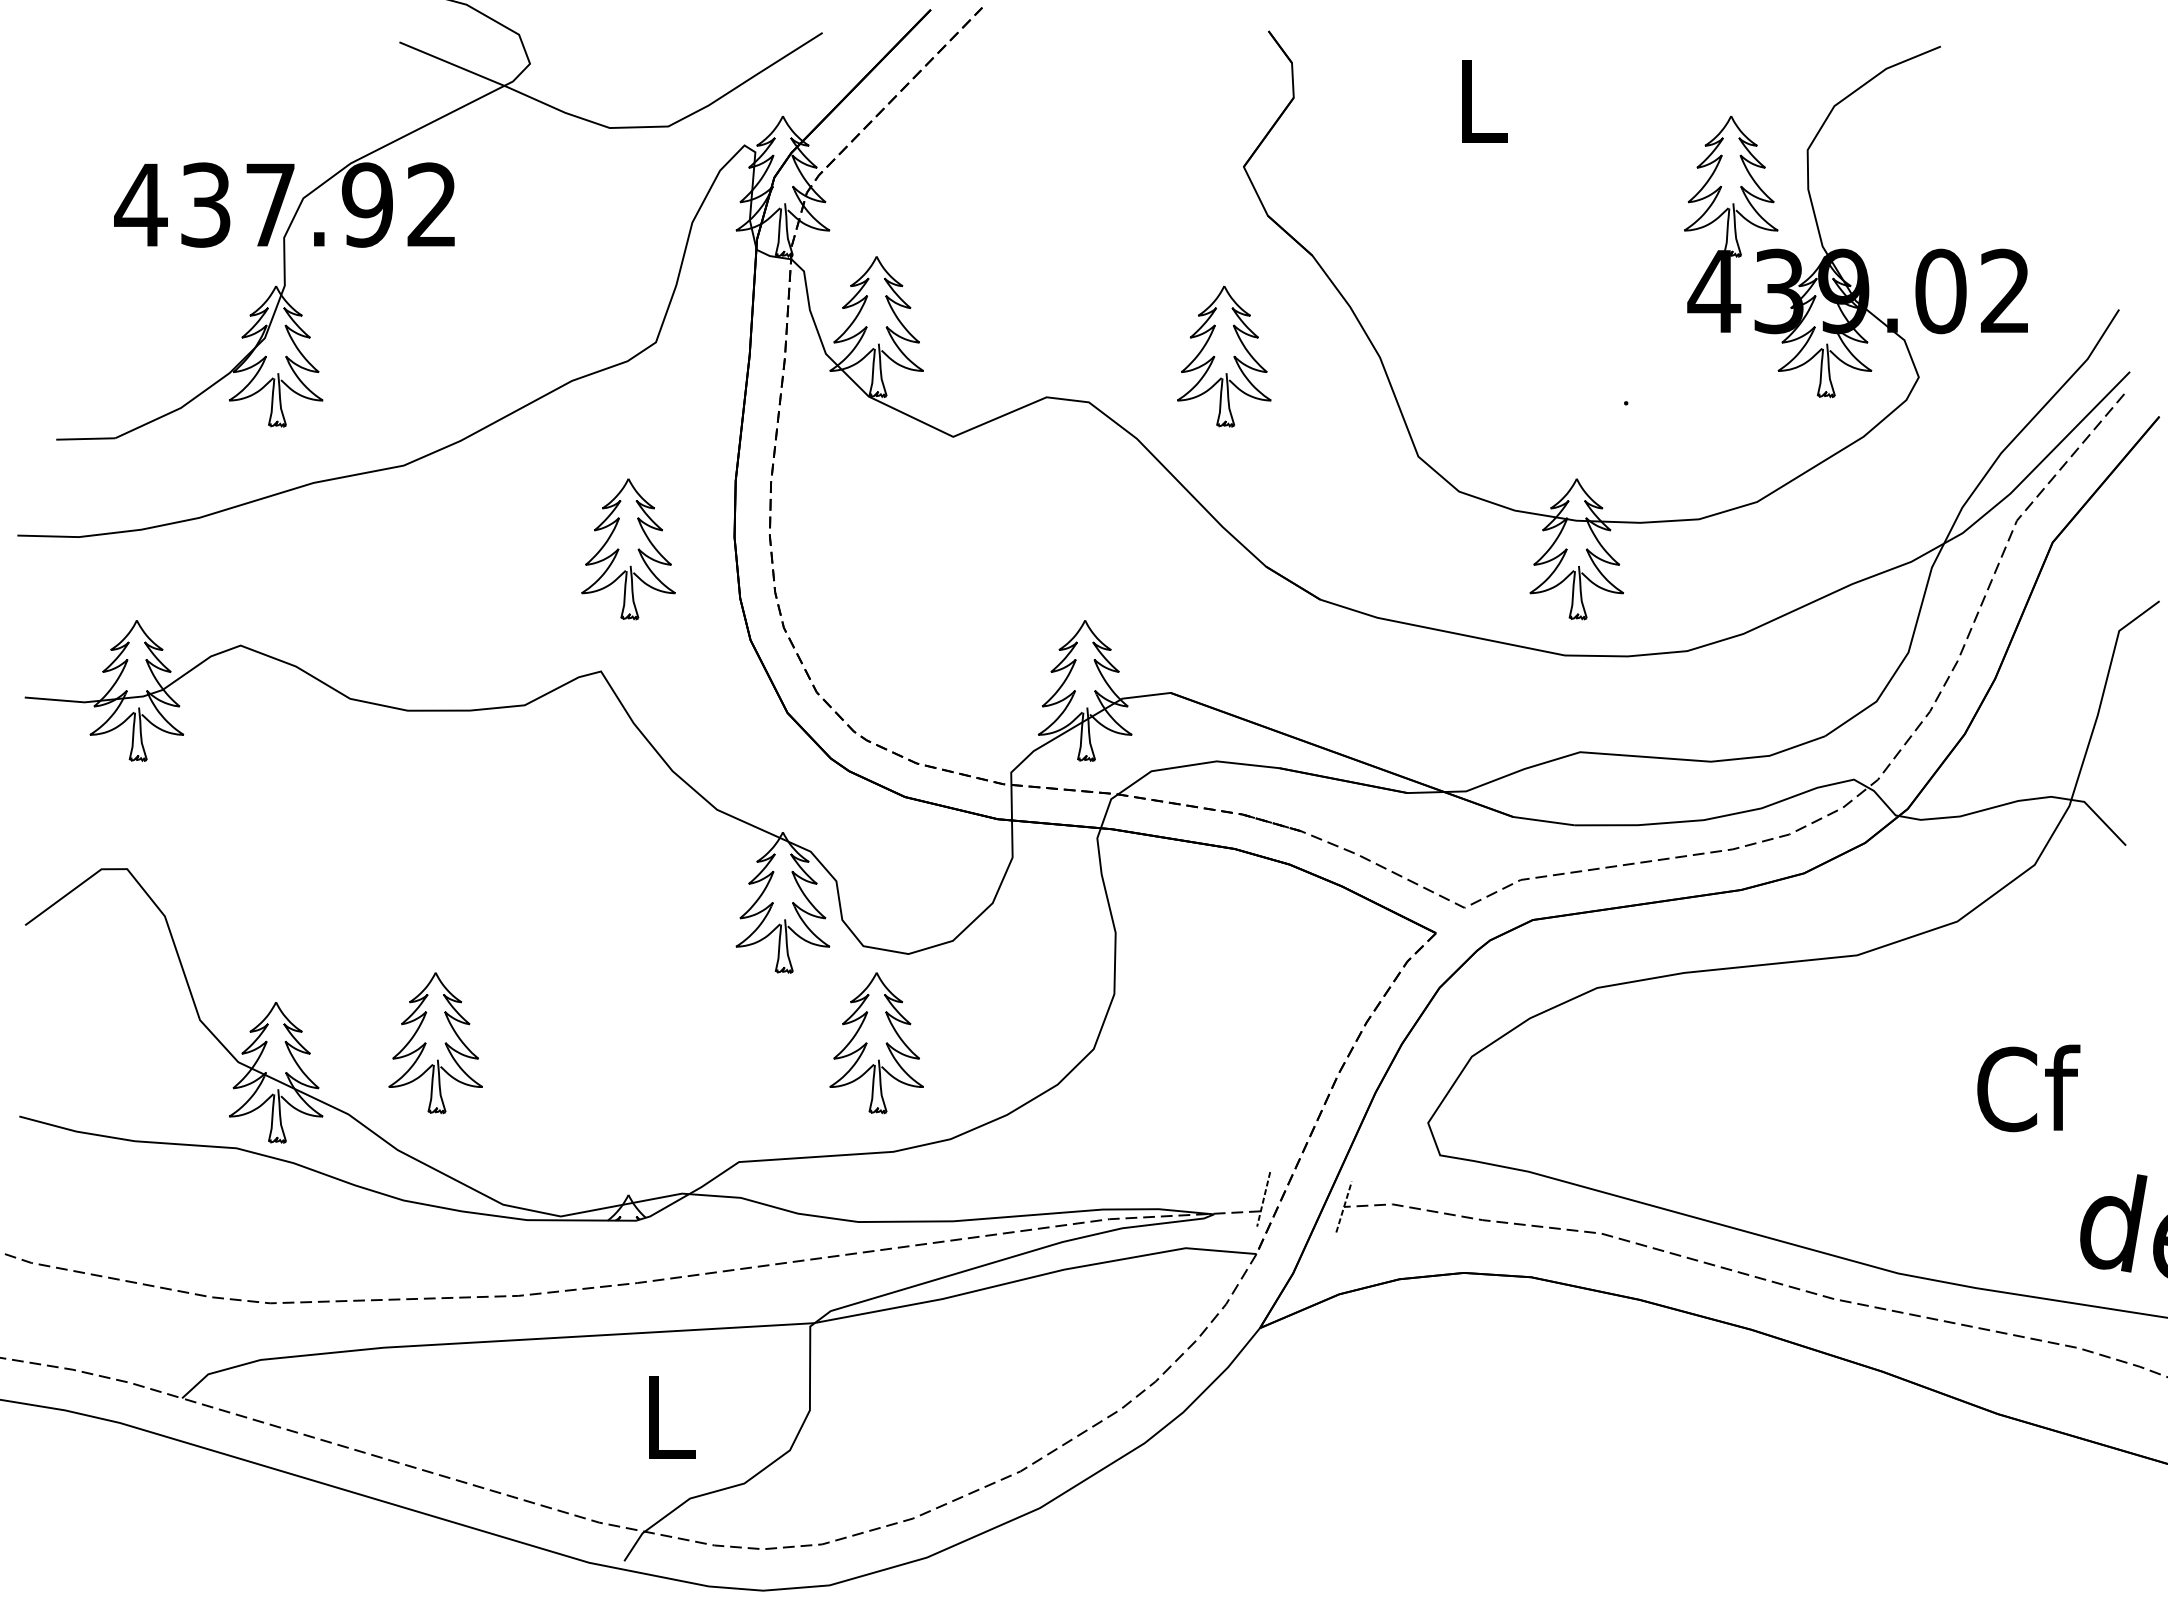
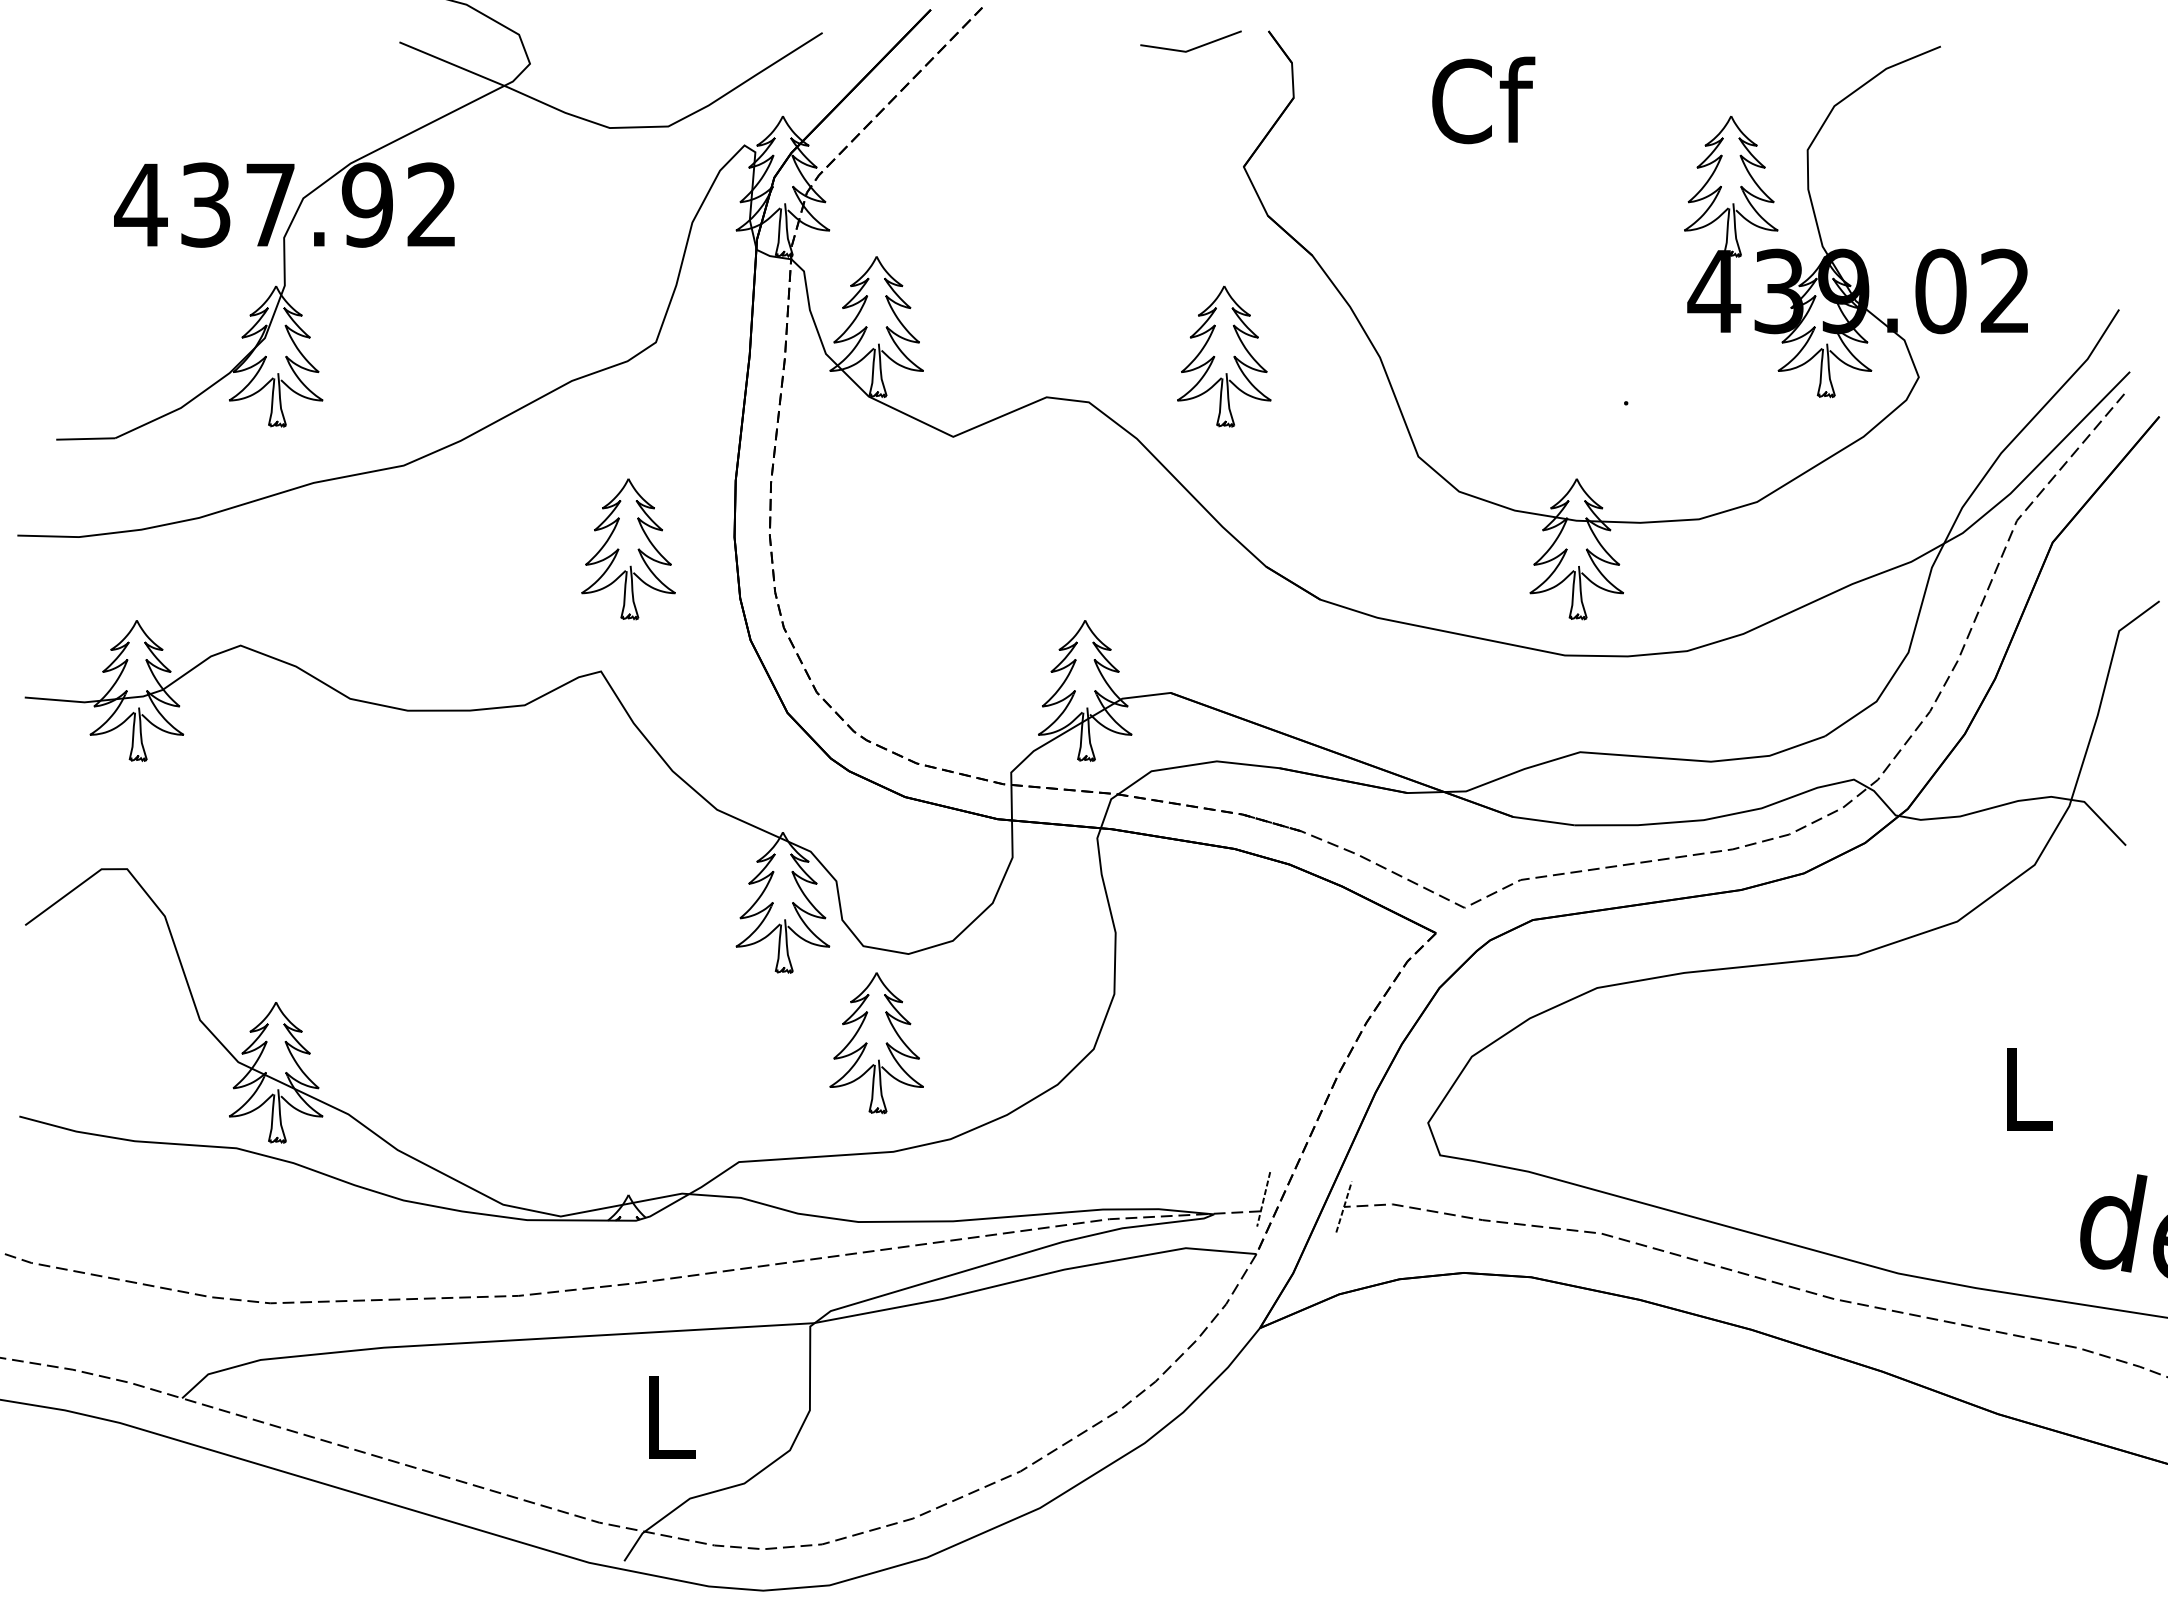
line: none -> present (1191, 48)
text: L -> Cf (1483, 100)
part: present -> none (435, 1043)
text: Cf -> L (2028, 1088)
